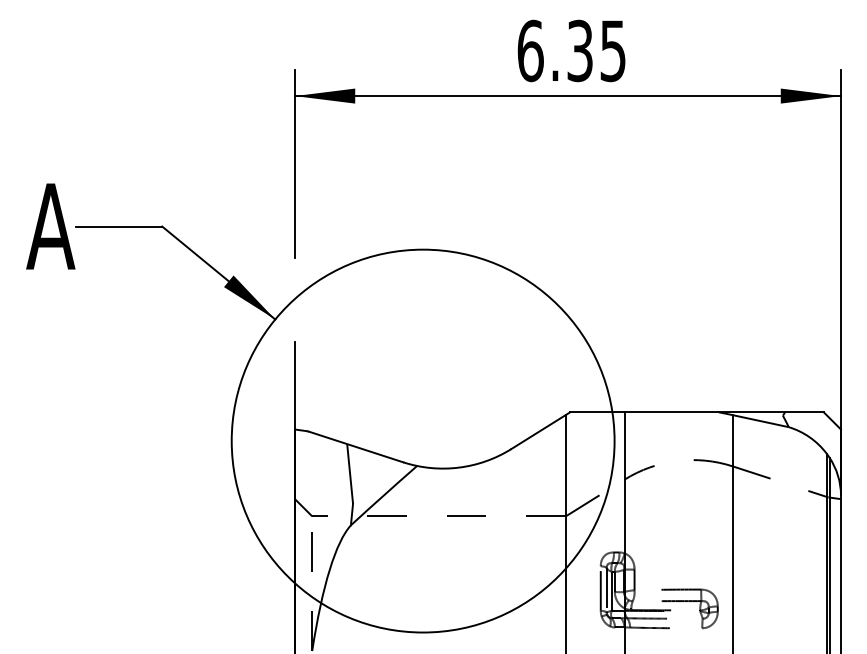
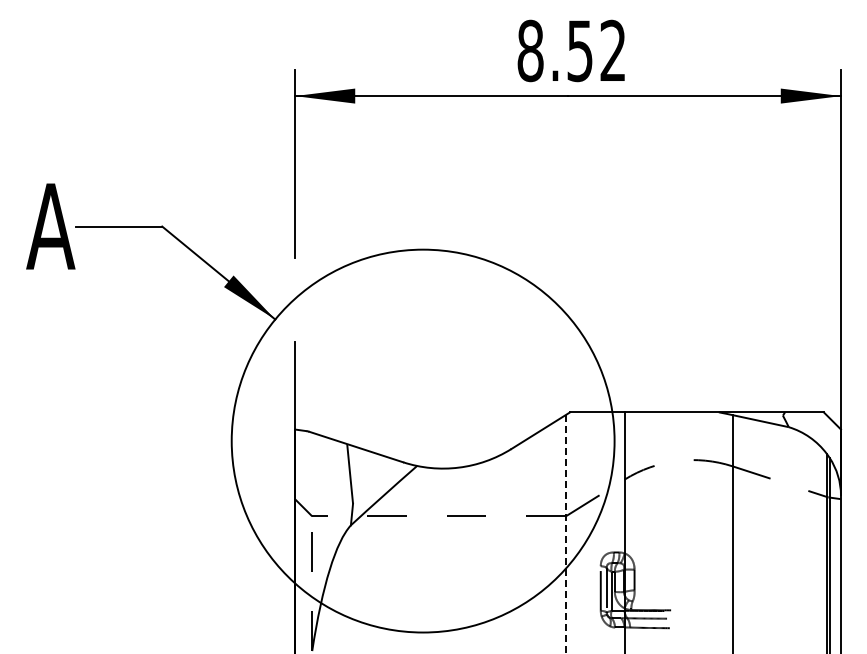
text: 6.35 -> 8.52 (571, 50)
line: solid -> dashed (565, 534)
part: present -> none (689, 601)
